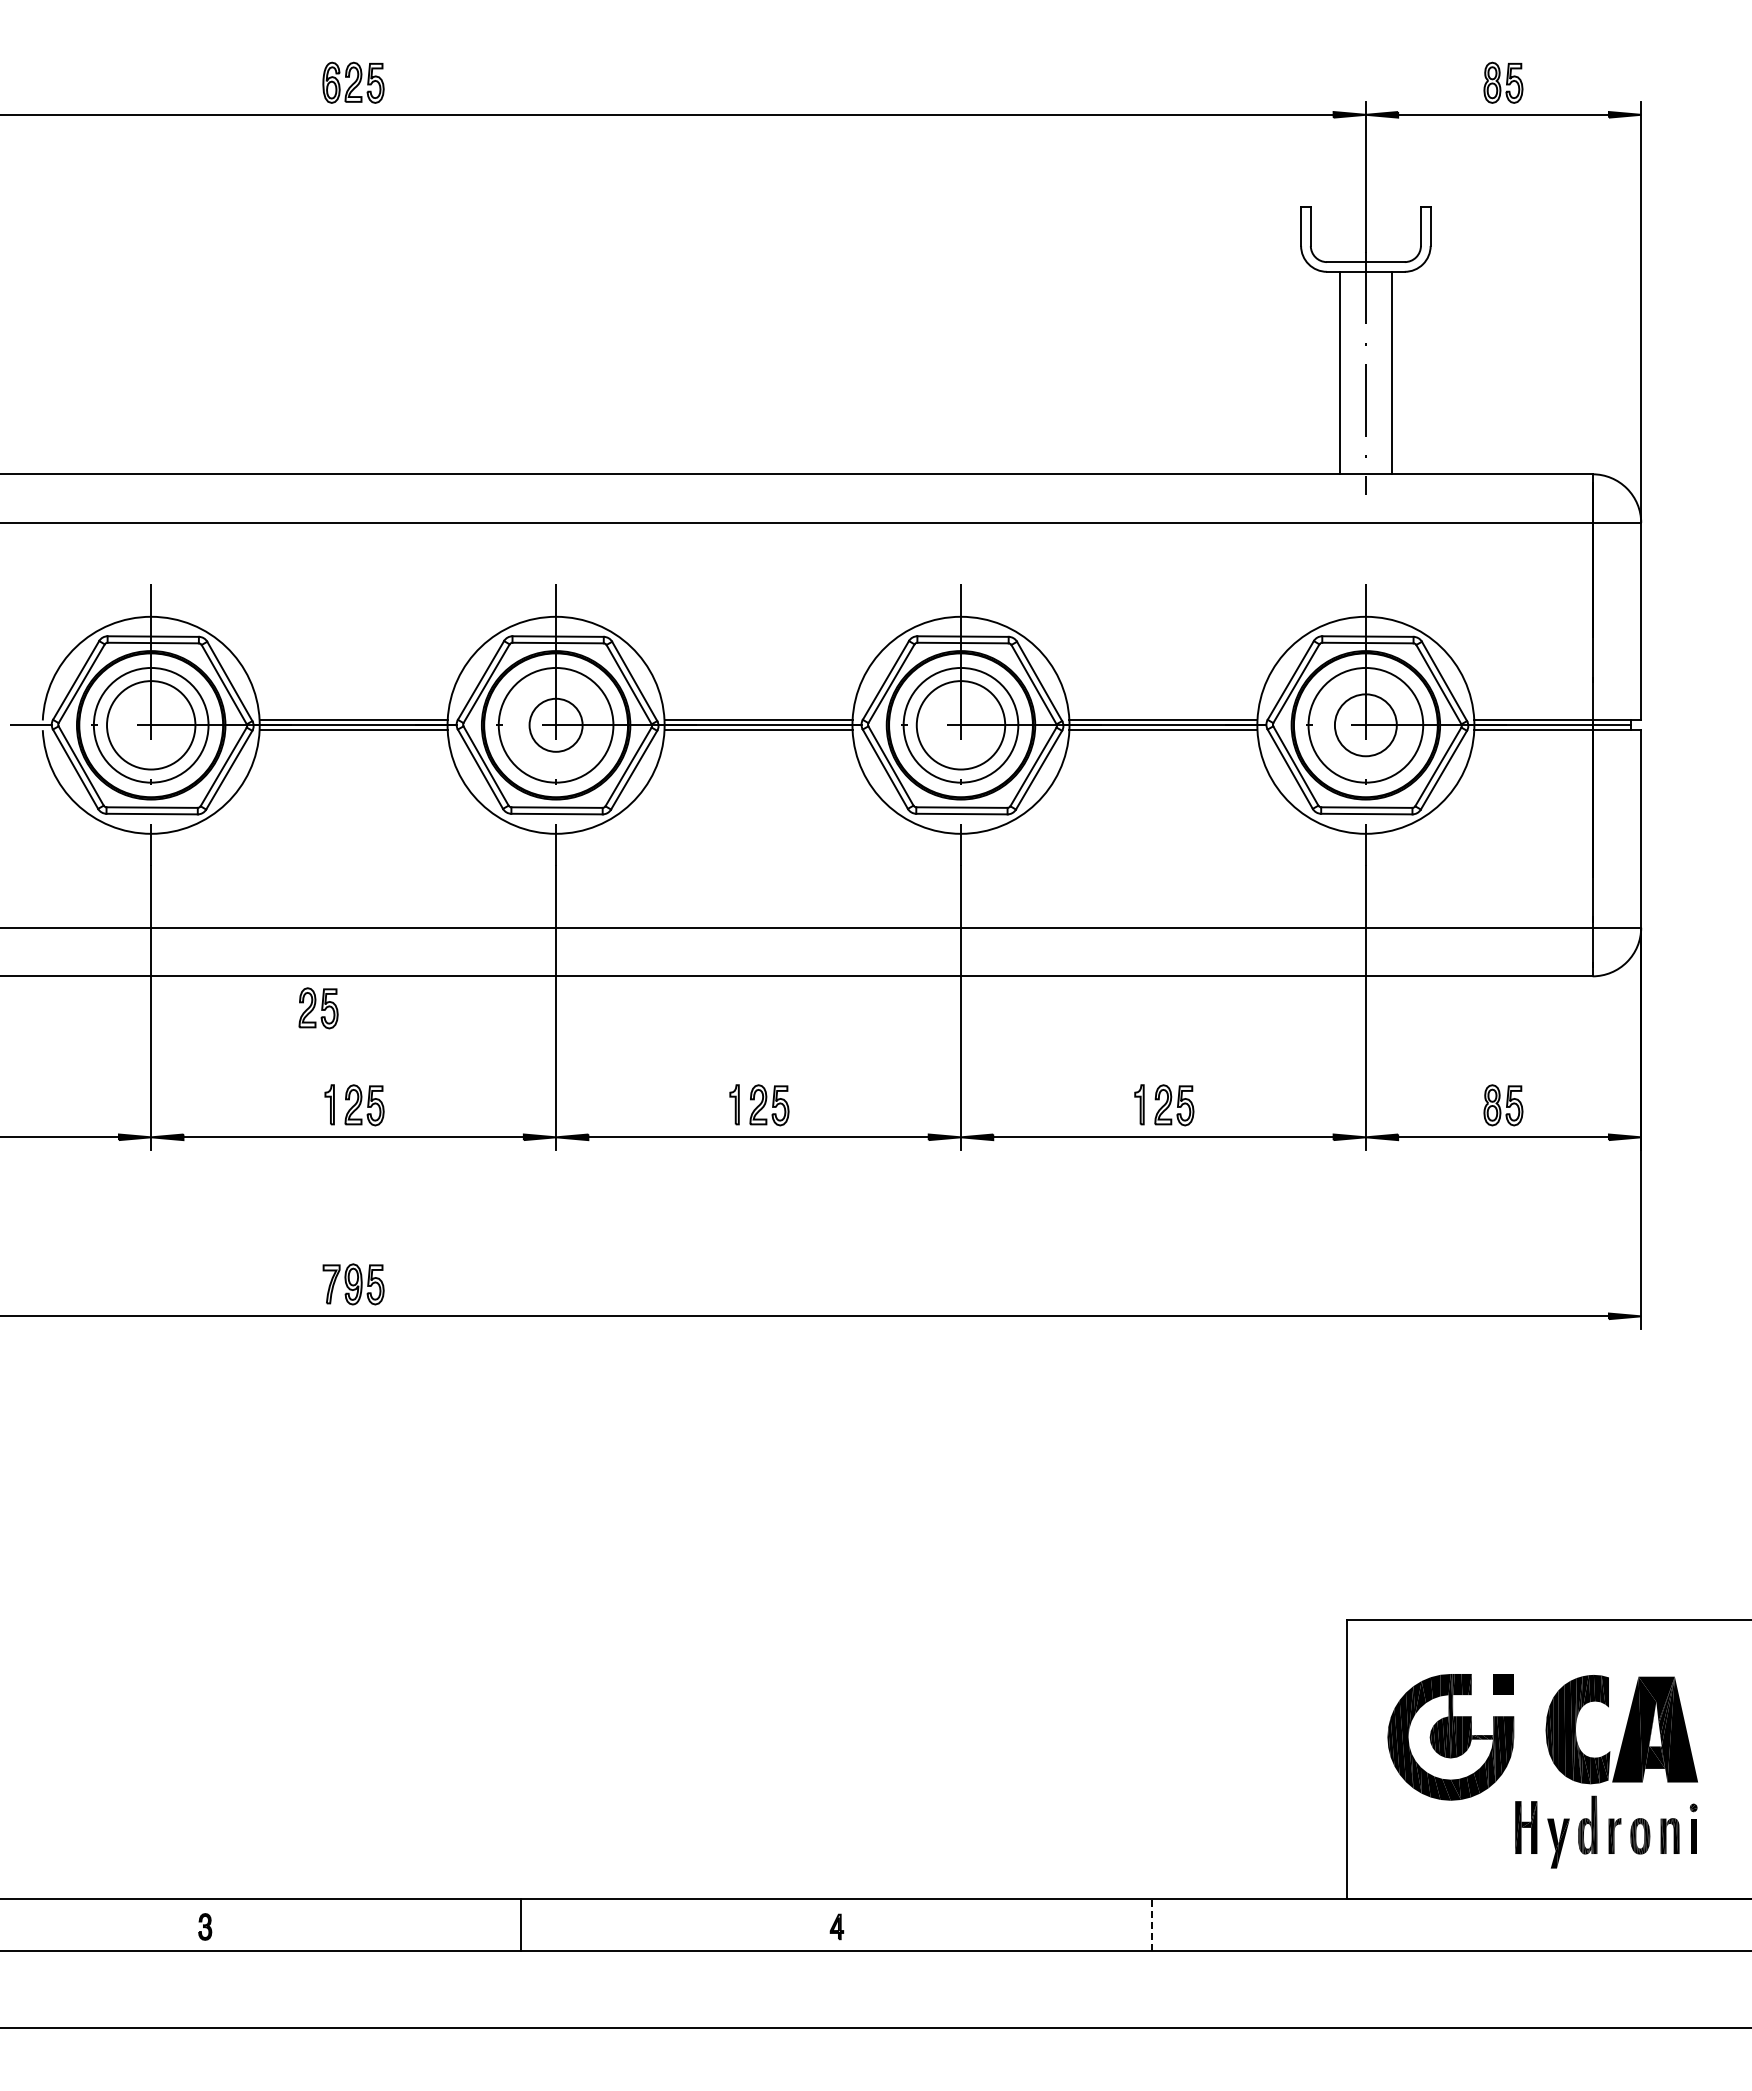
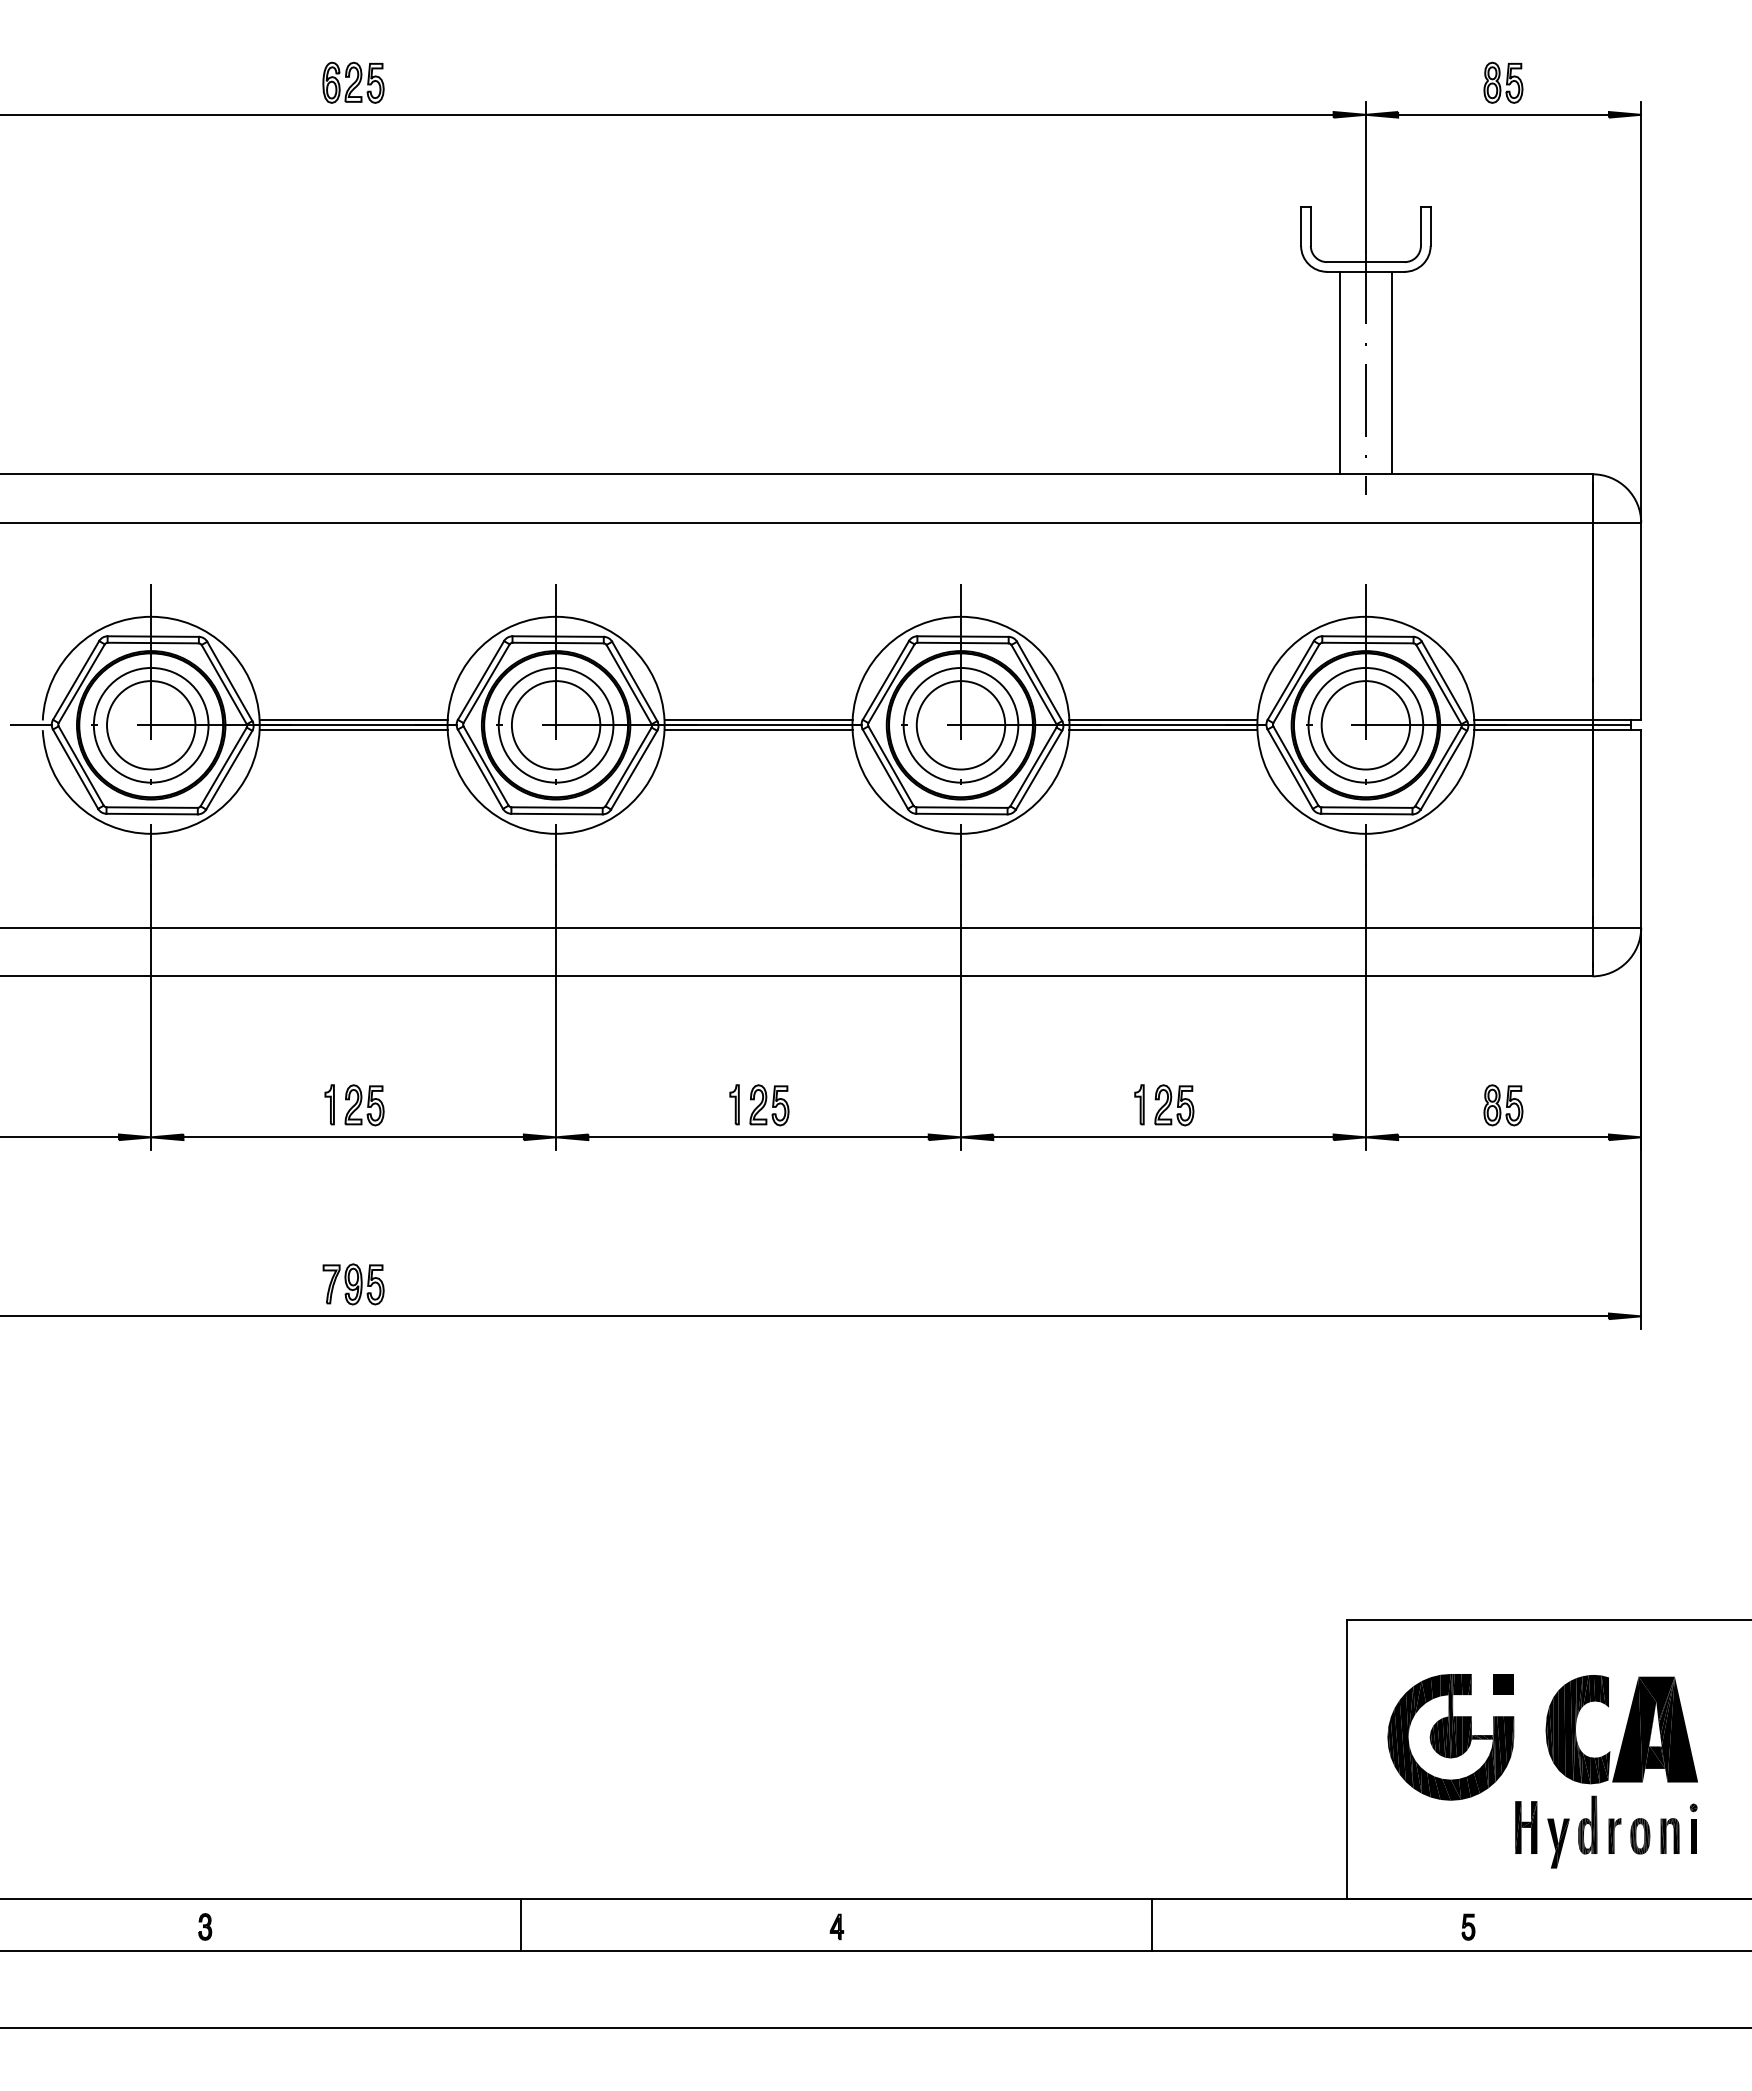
circle diameter: 53 px -> 88 px (555, 725)
circle diameter: 62 px -> 88 px (1365, 725)
part: present -> none (318, 1008)
line: dashed -> solid (1152, 1924)
part: none -> present (1468, 1926)
